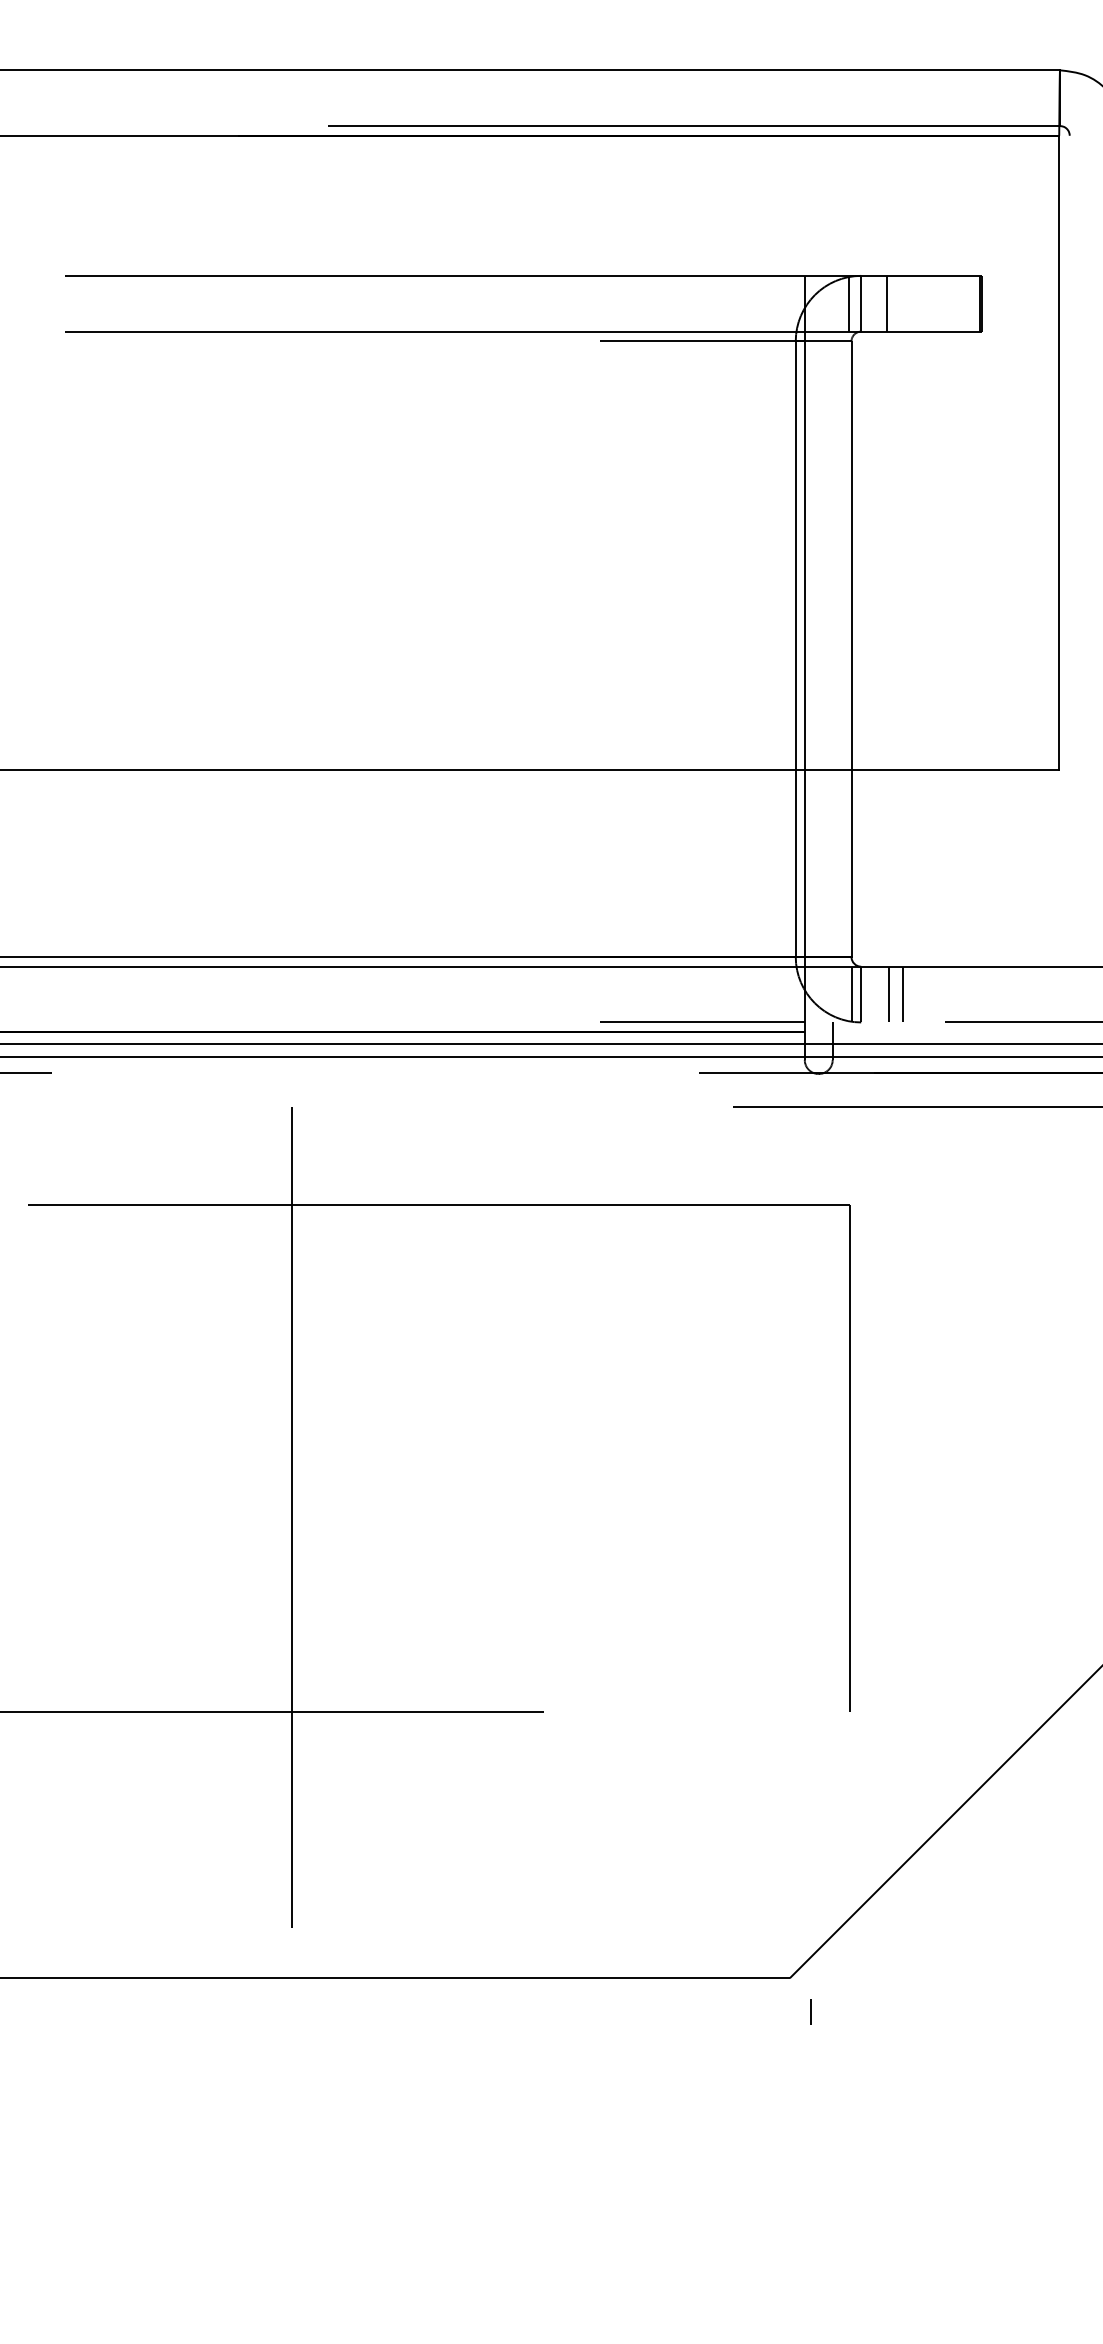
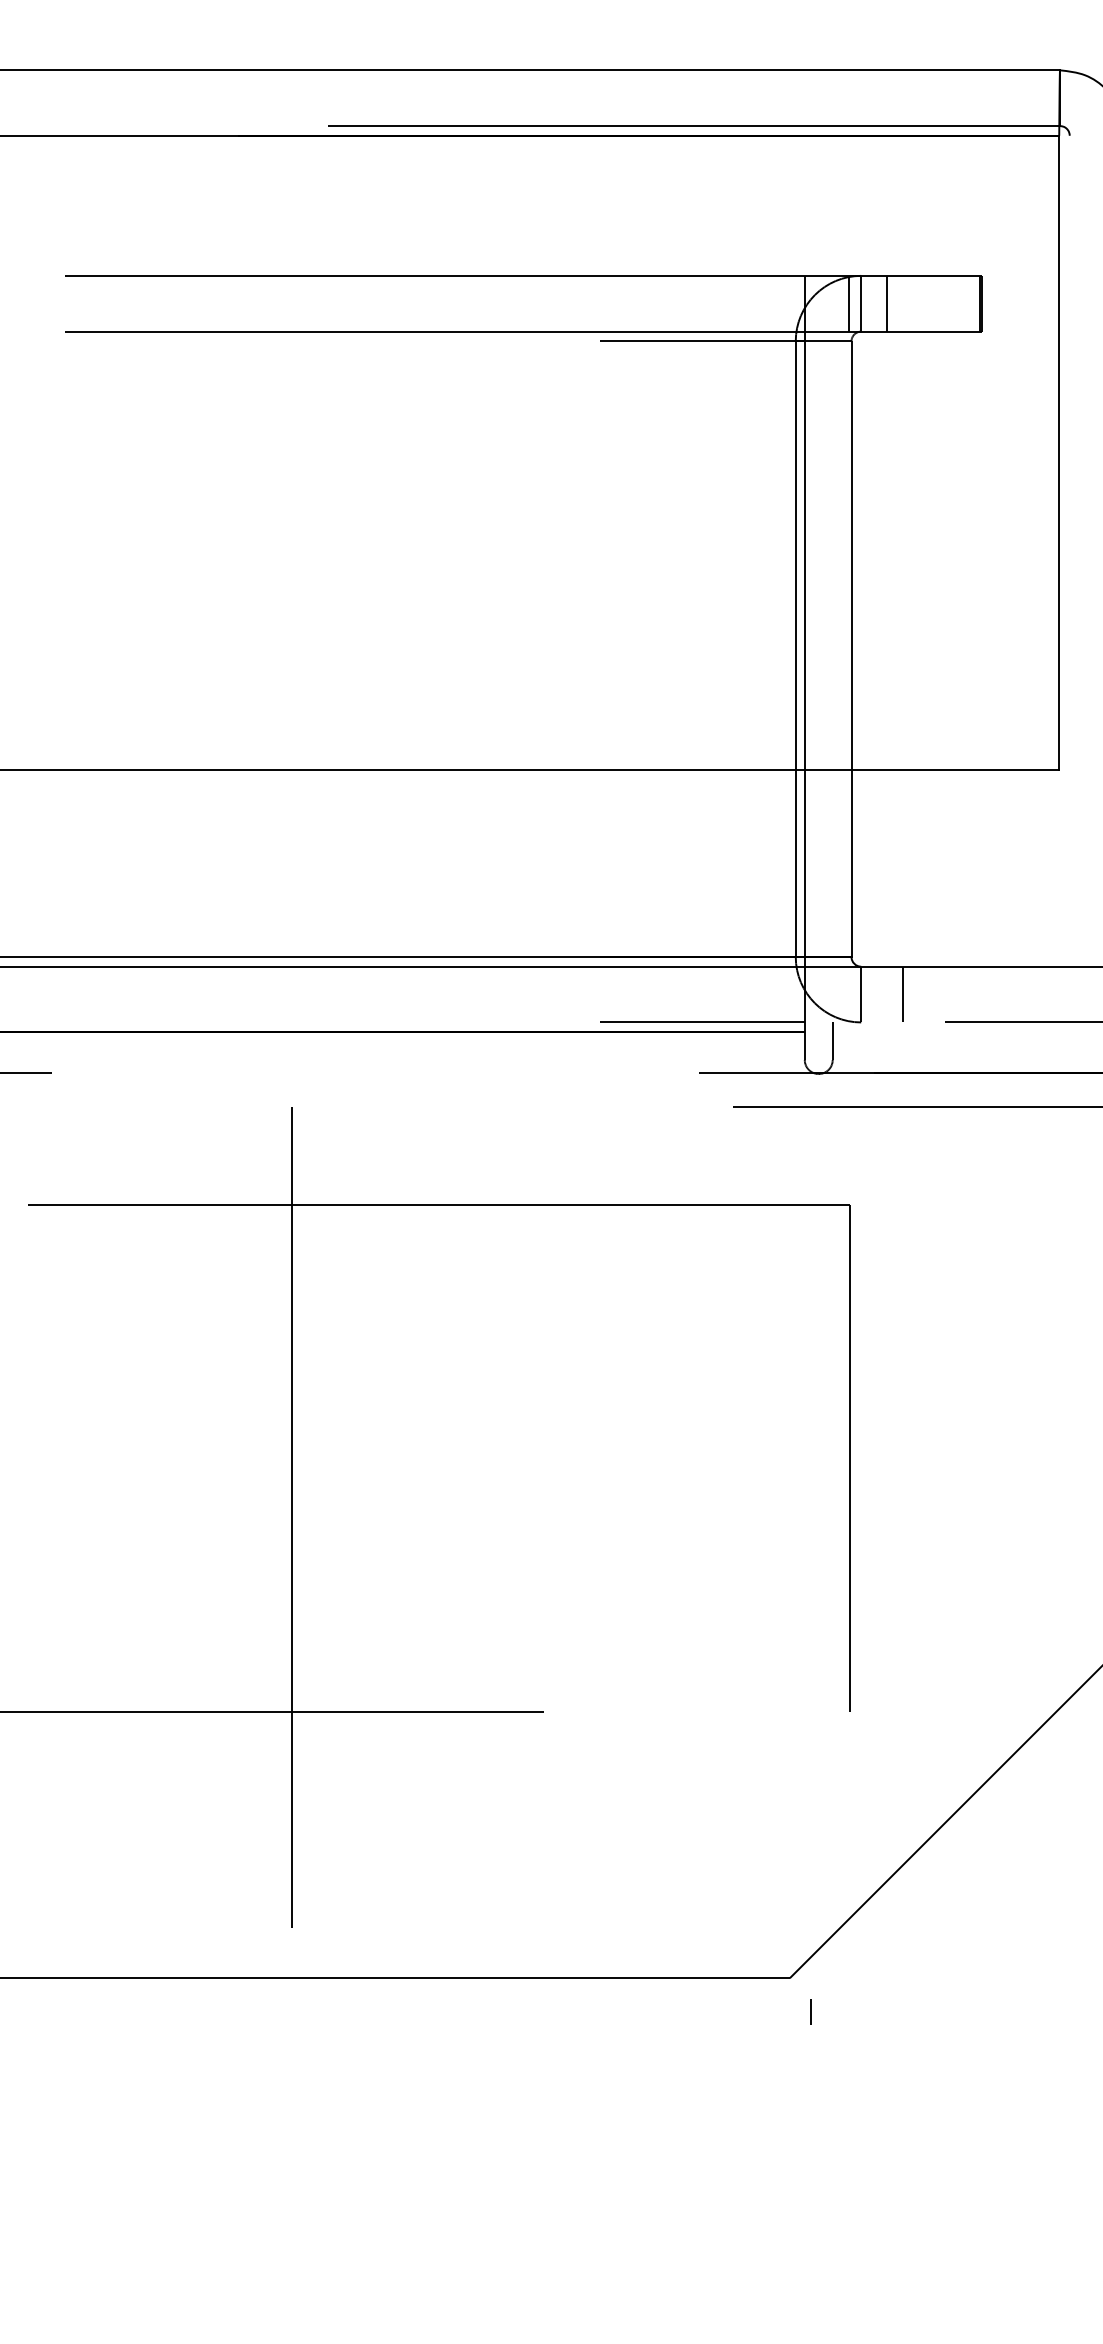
line: present -> none (851, 994)
line: present -> none (889, 994)
line: present -> none (550, 1044)
line: present -> none (550, 1057)
